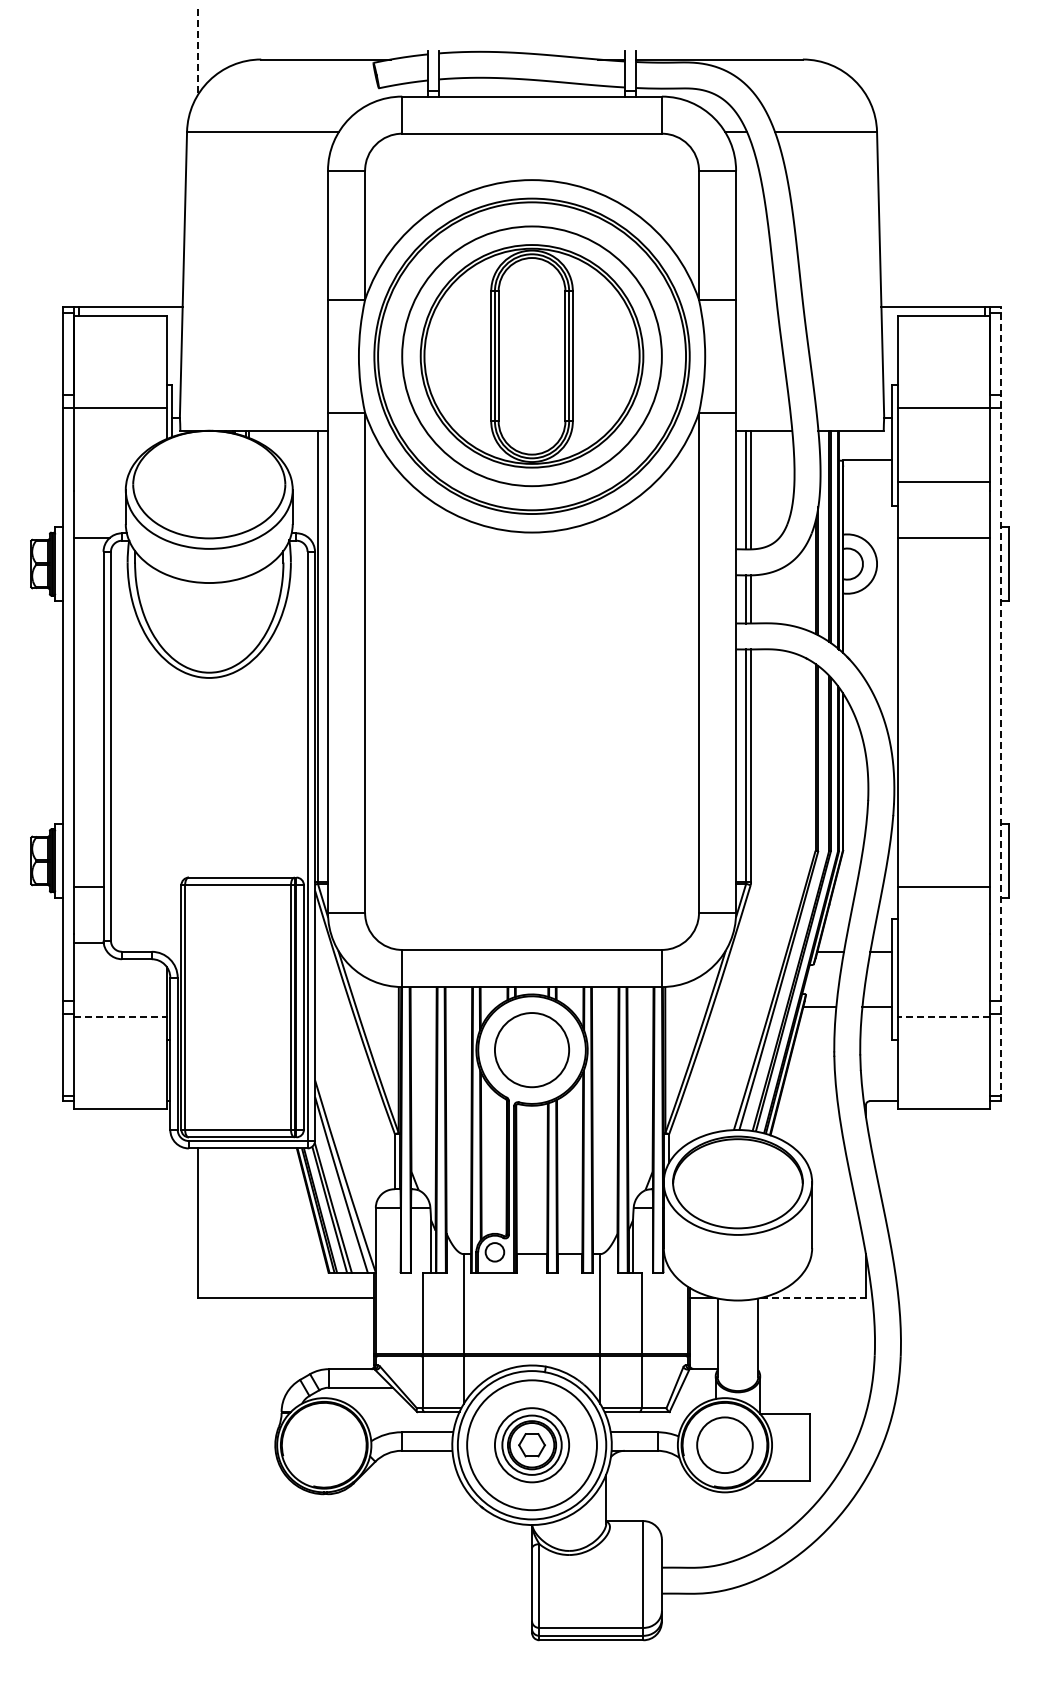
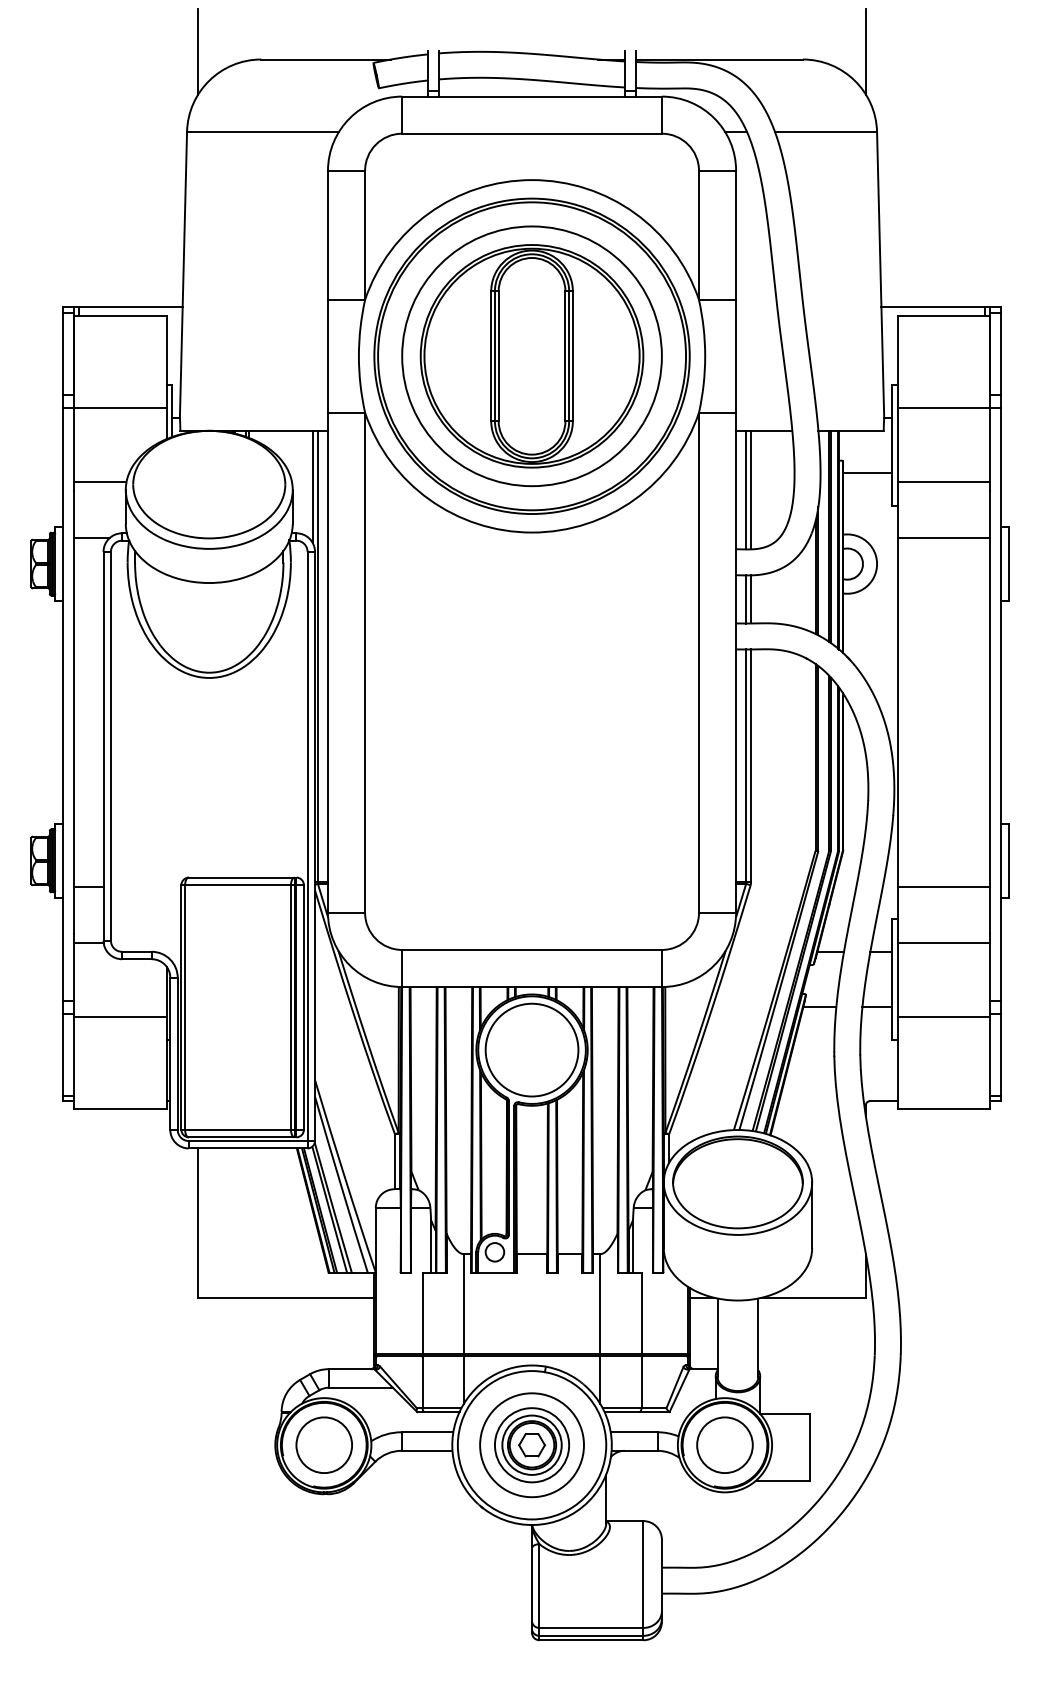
line: none -> present (865, 51)
line: dashed -> solid (198, 52)
line position: (867, 460) -> (867, 473) (867, 473)
line: none -> present (99, 482)
line: none -> present (313, 486)
line: dashed -> solid (1001, 704)
line: none -> present (943, 942)
line: dashed -> solid (120, 1016)
line: dashed -> solid (943, 1016)
circle diameter: 74 px -> 93 px (531, 1049)
line: dashed -> solid (814, 1297)
circle: none -> present (323, 1444)
circle diameter: 130 px -> 104 px (532, 1445)
